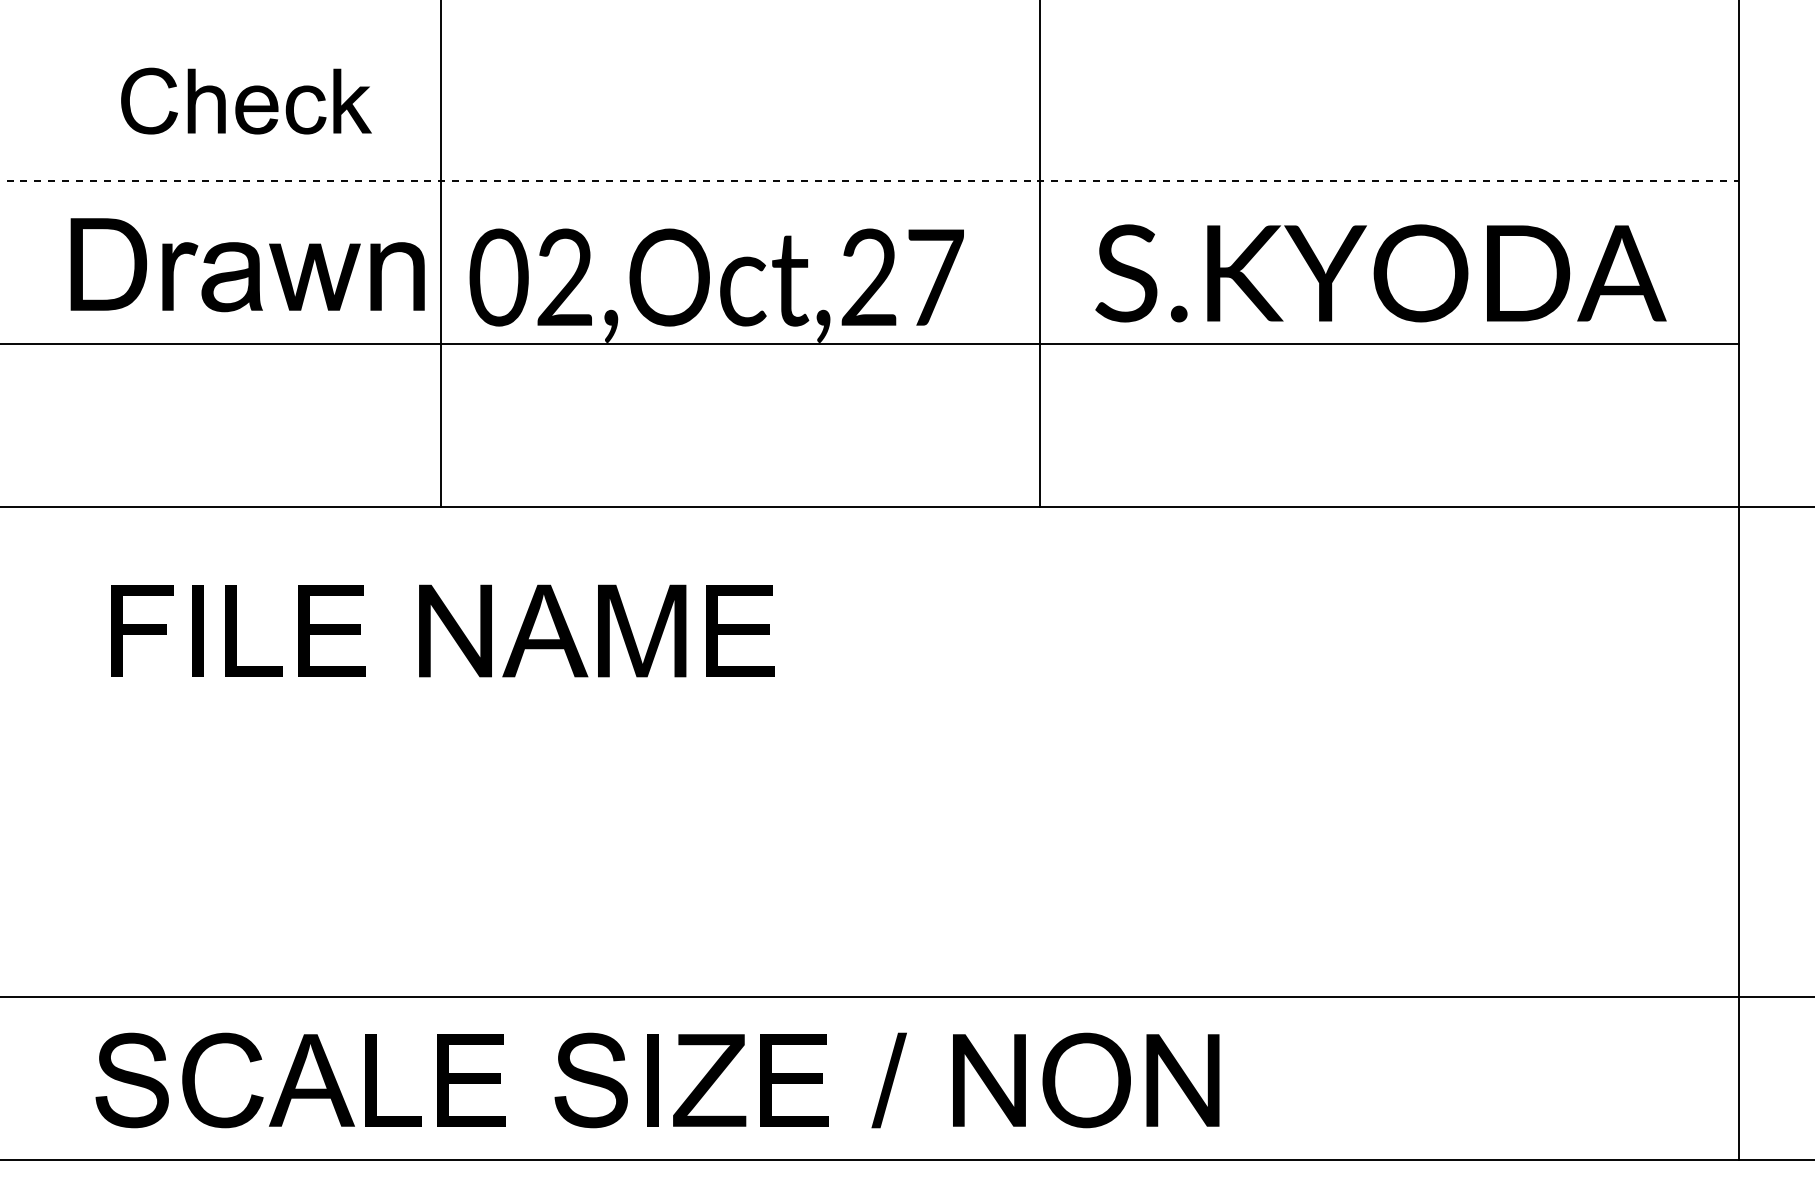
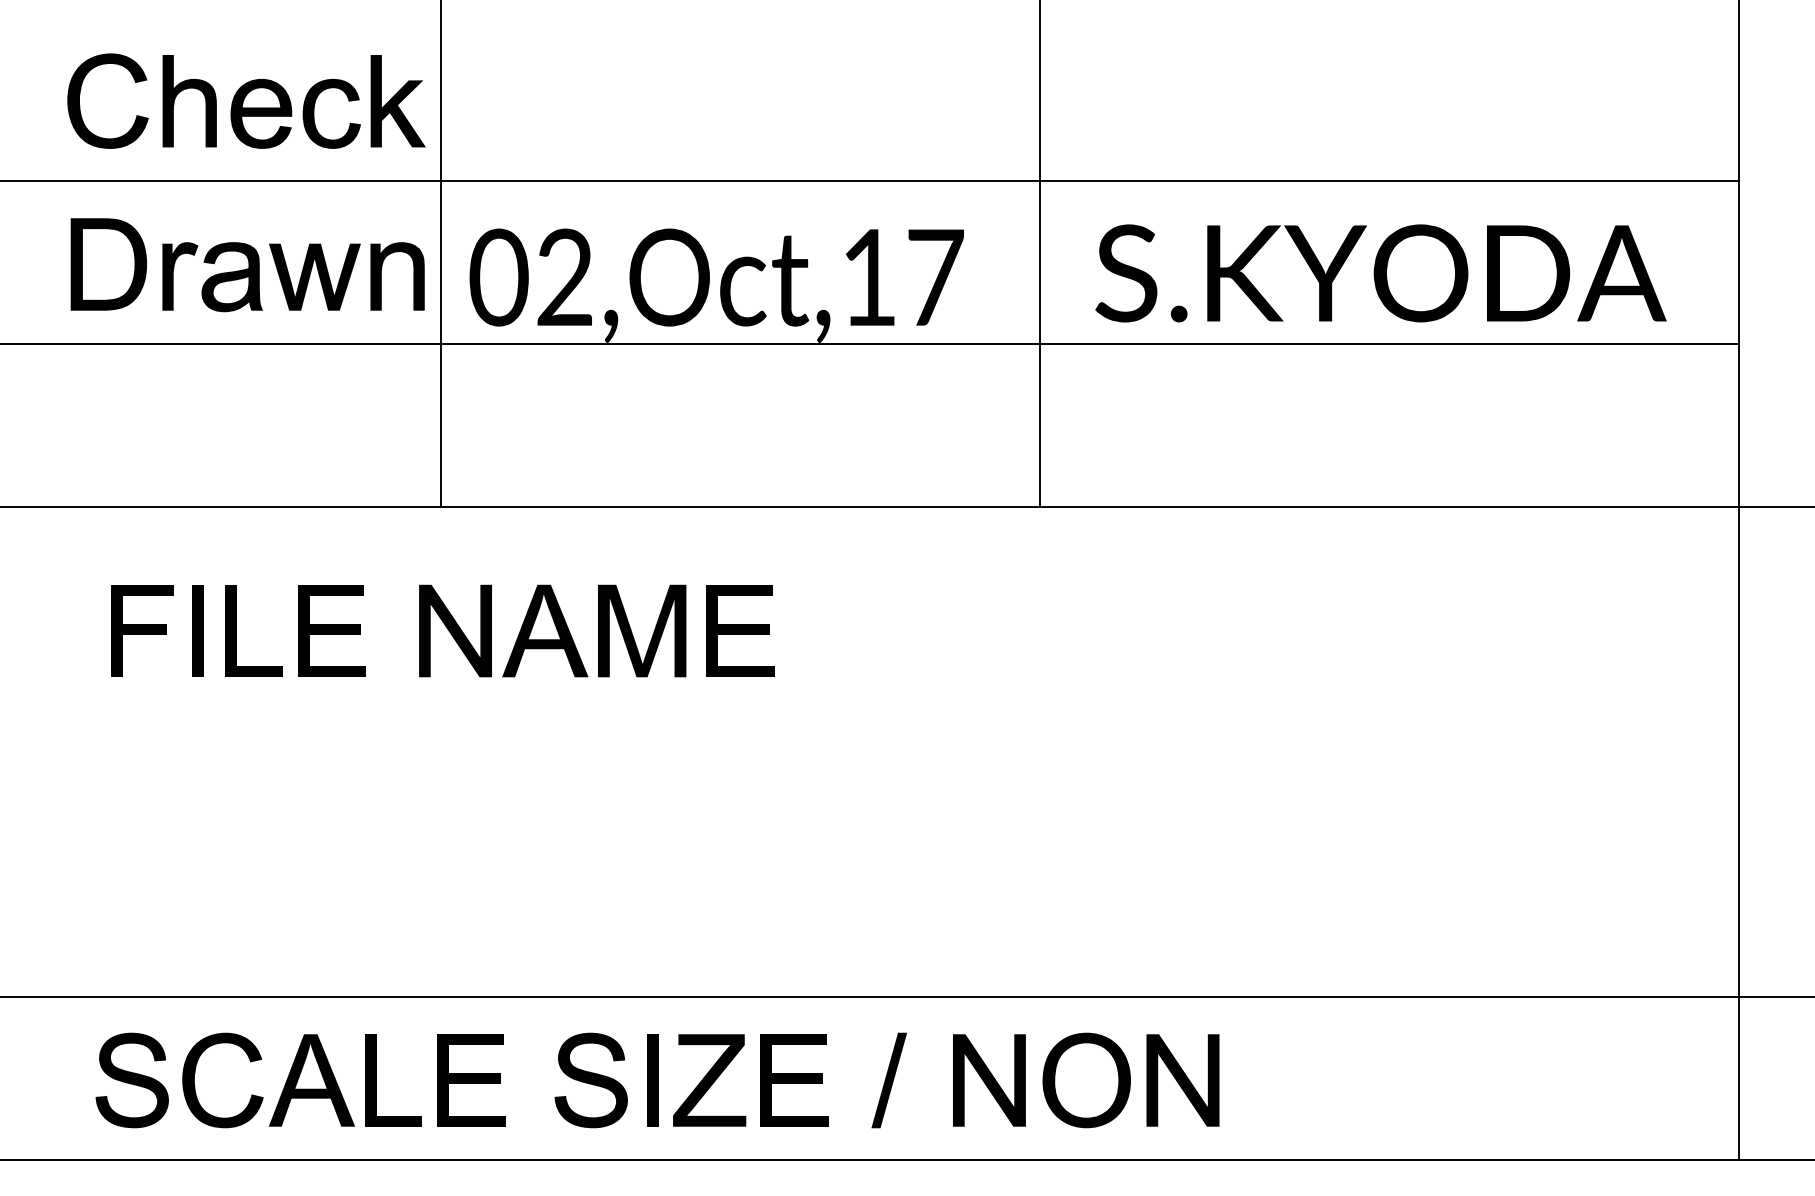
part size: 251x68 px -> 359x96 px (246, 100)
line: dashed -> solid (870, 181)
text: 02,Oct,27 -> 02,Oct,17 (868, 276)
